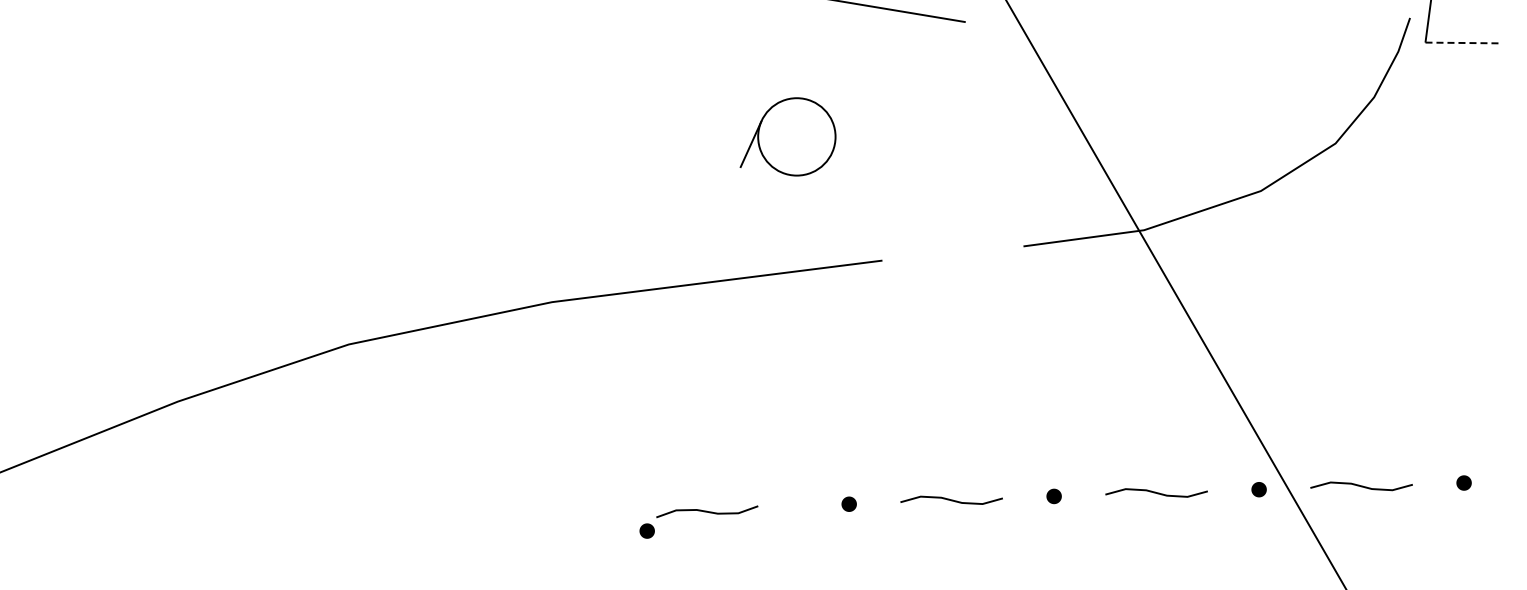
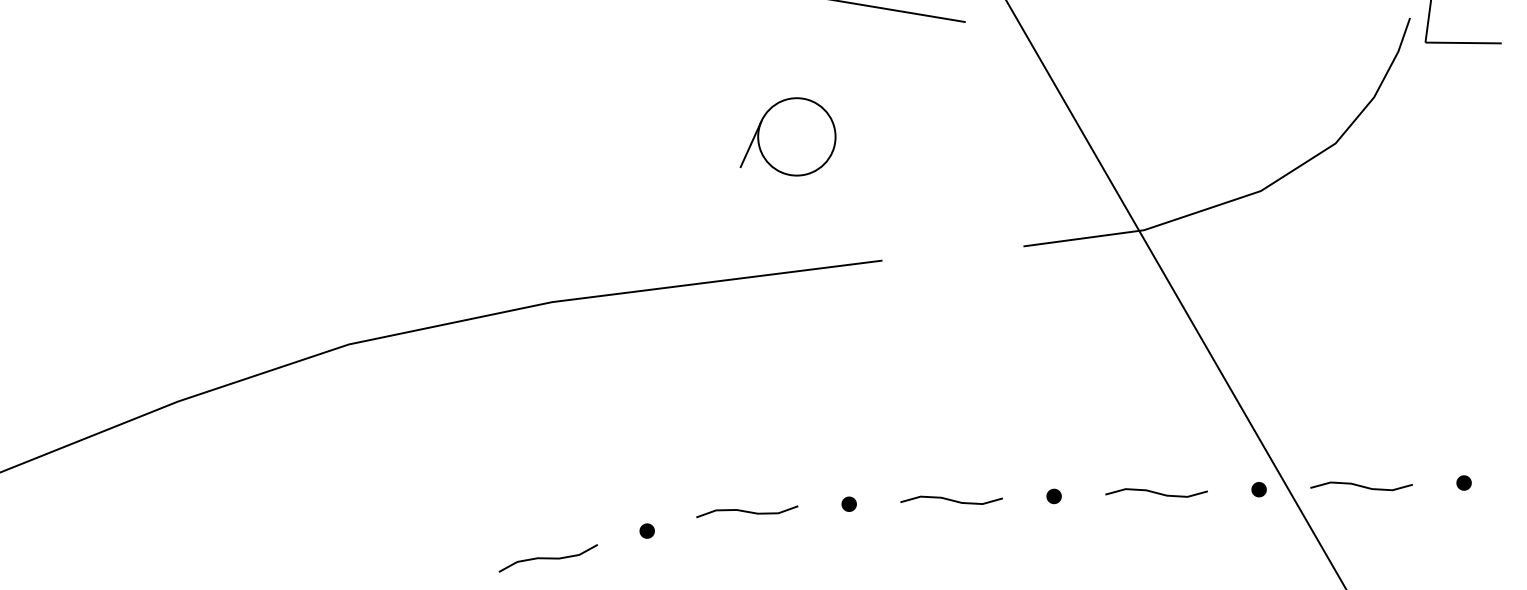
line: dashed -> solid (1464, 43)
curve position: (707, 511) -> (747, 511) (747, 511)
curve: none -> present (547, 558)
